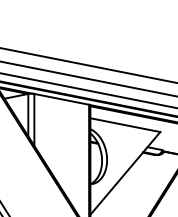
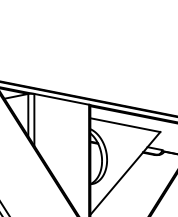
line: present -> none (88, 65)
line: present -> none (88, 79)
line: present -> none (88, 90)
